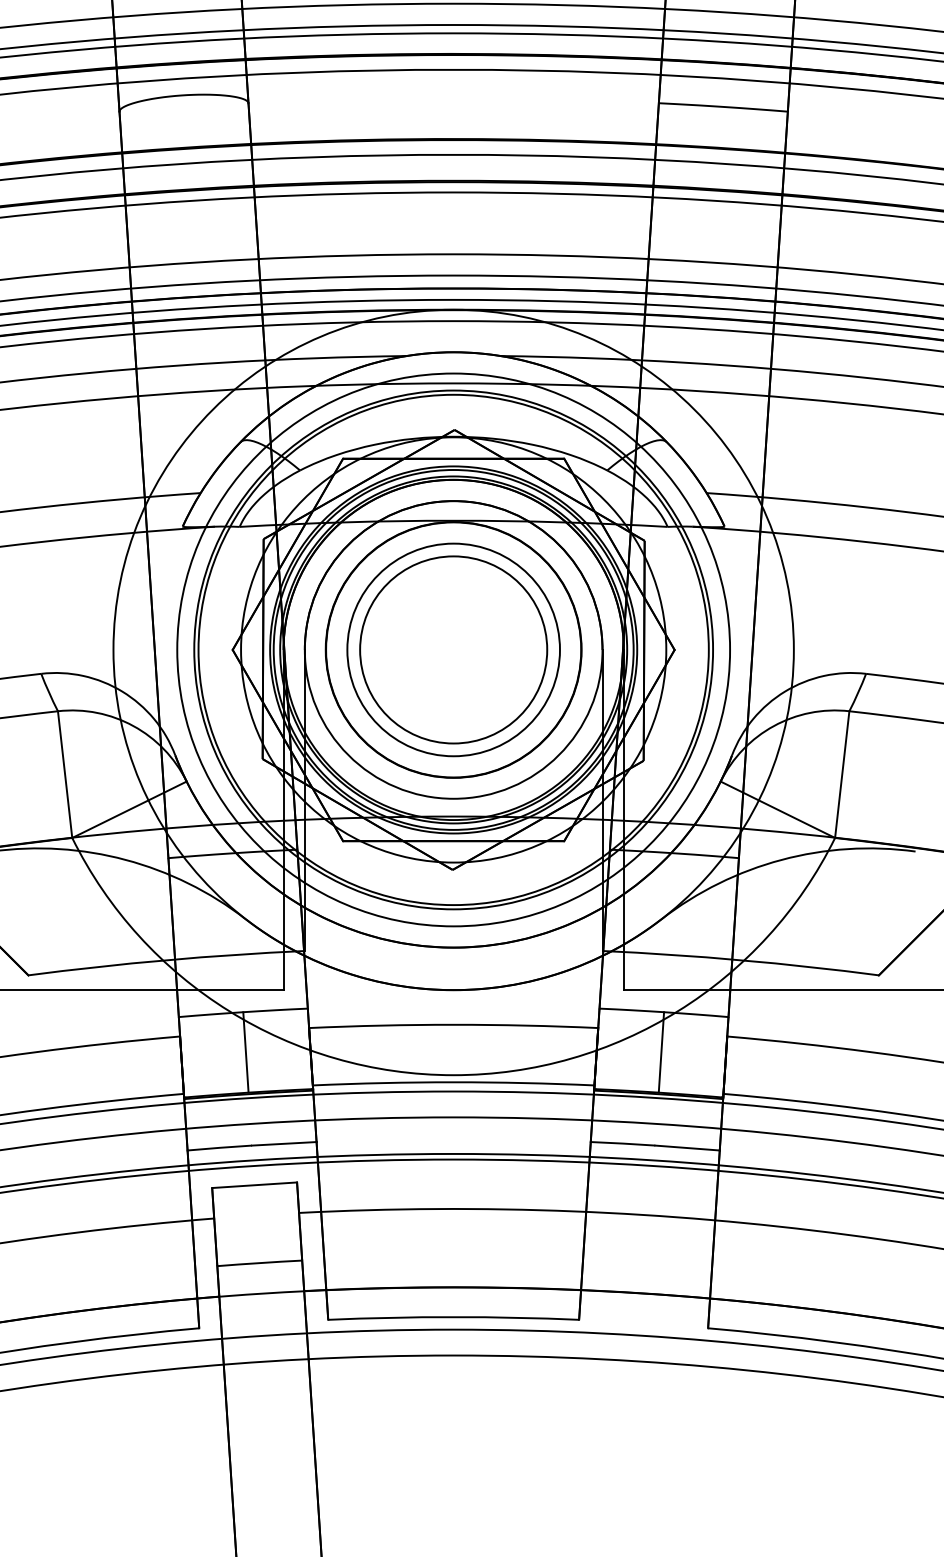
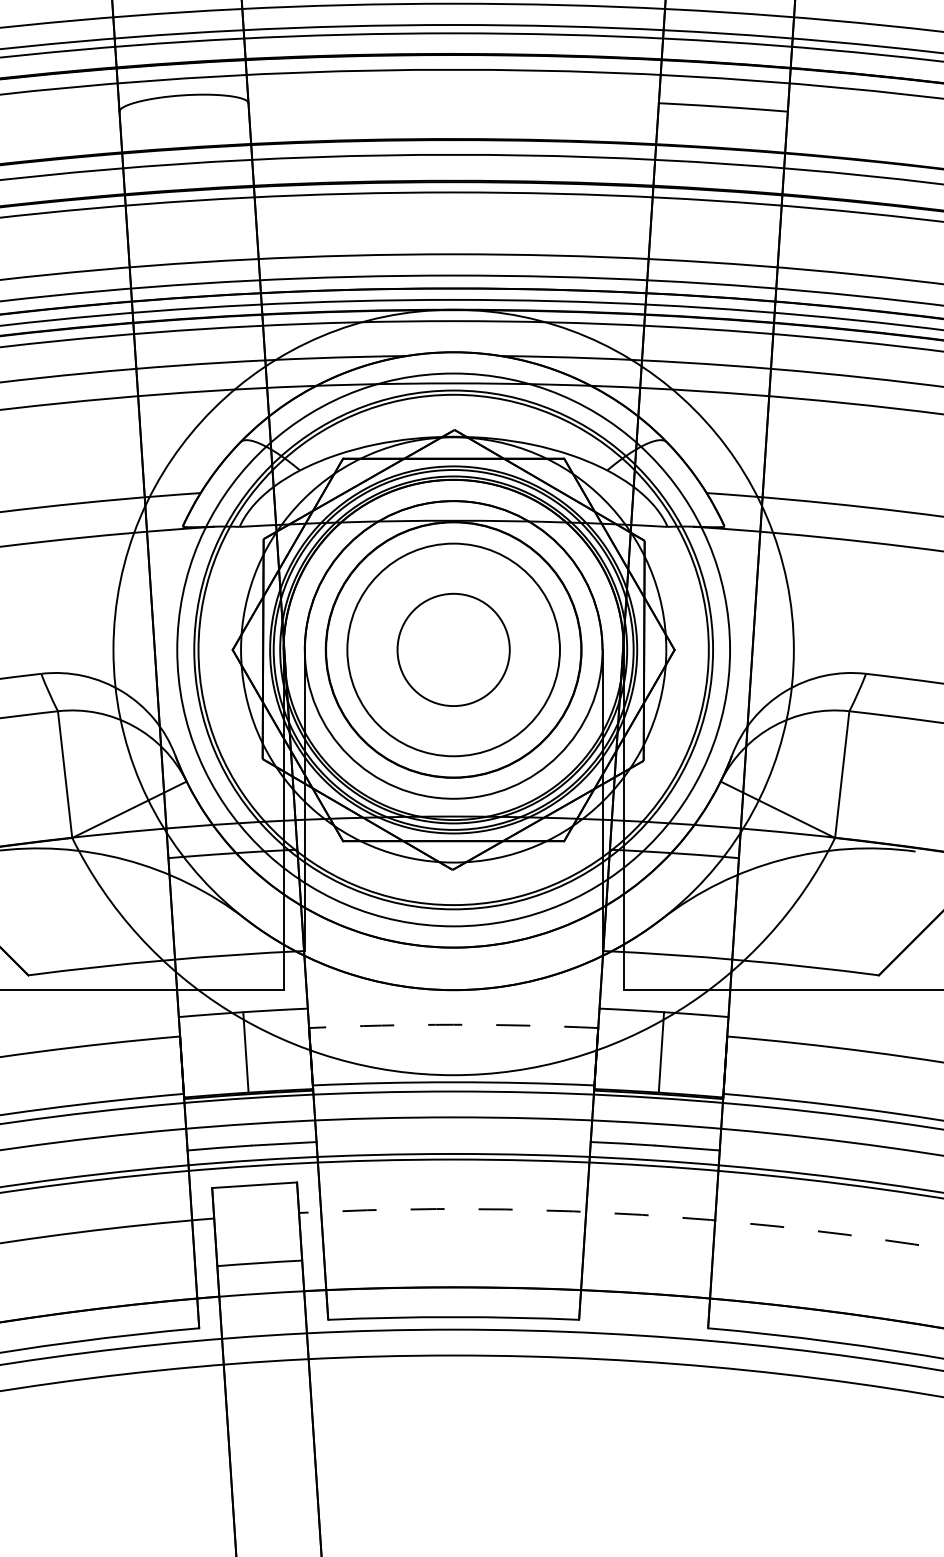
circle diameter: 187 px -> 112 px (453, 649)
arc: solid -> dashed (453, 1024)
arc: solid -> dashed (622, 1213)
